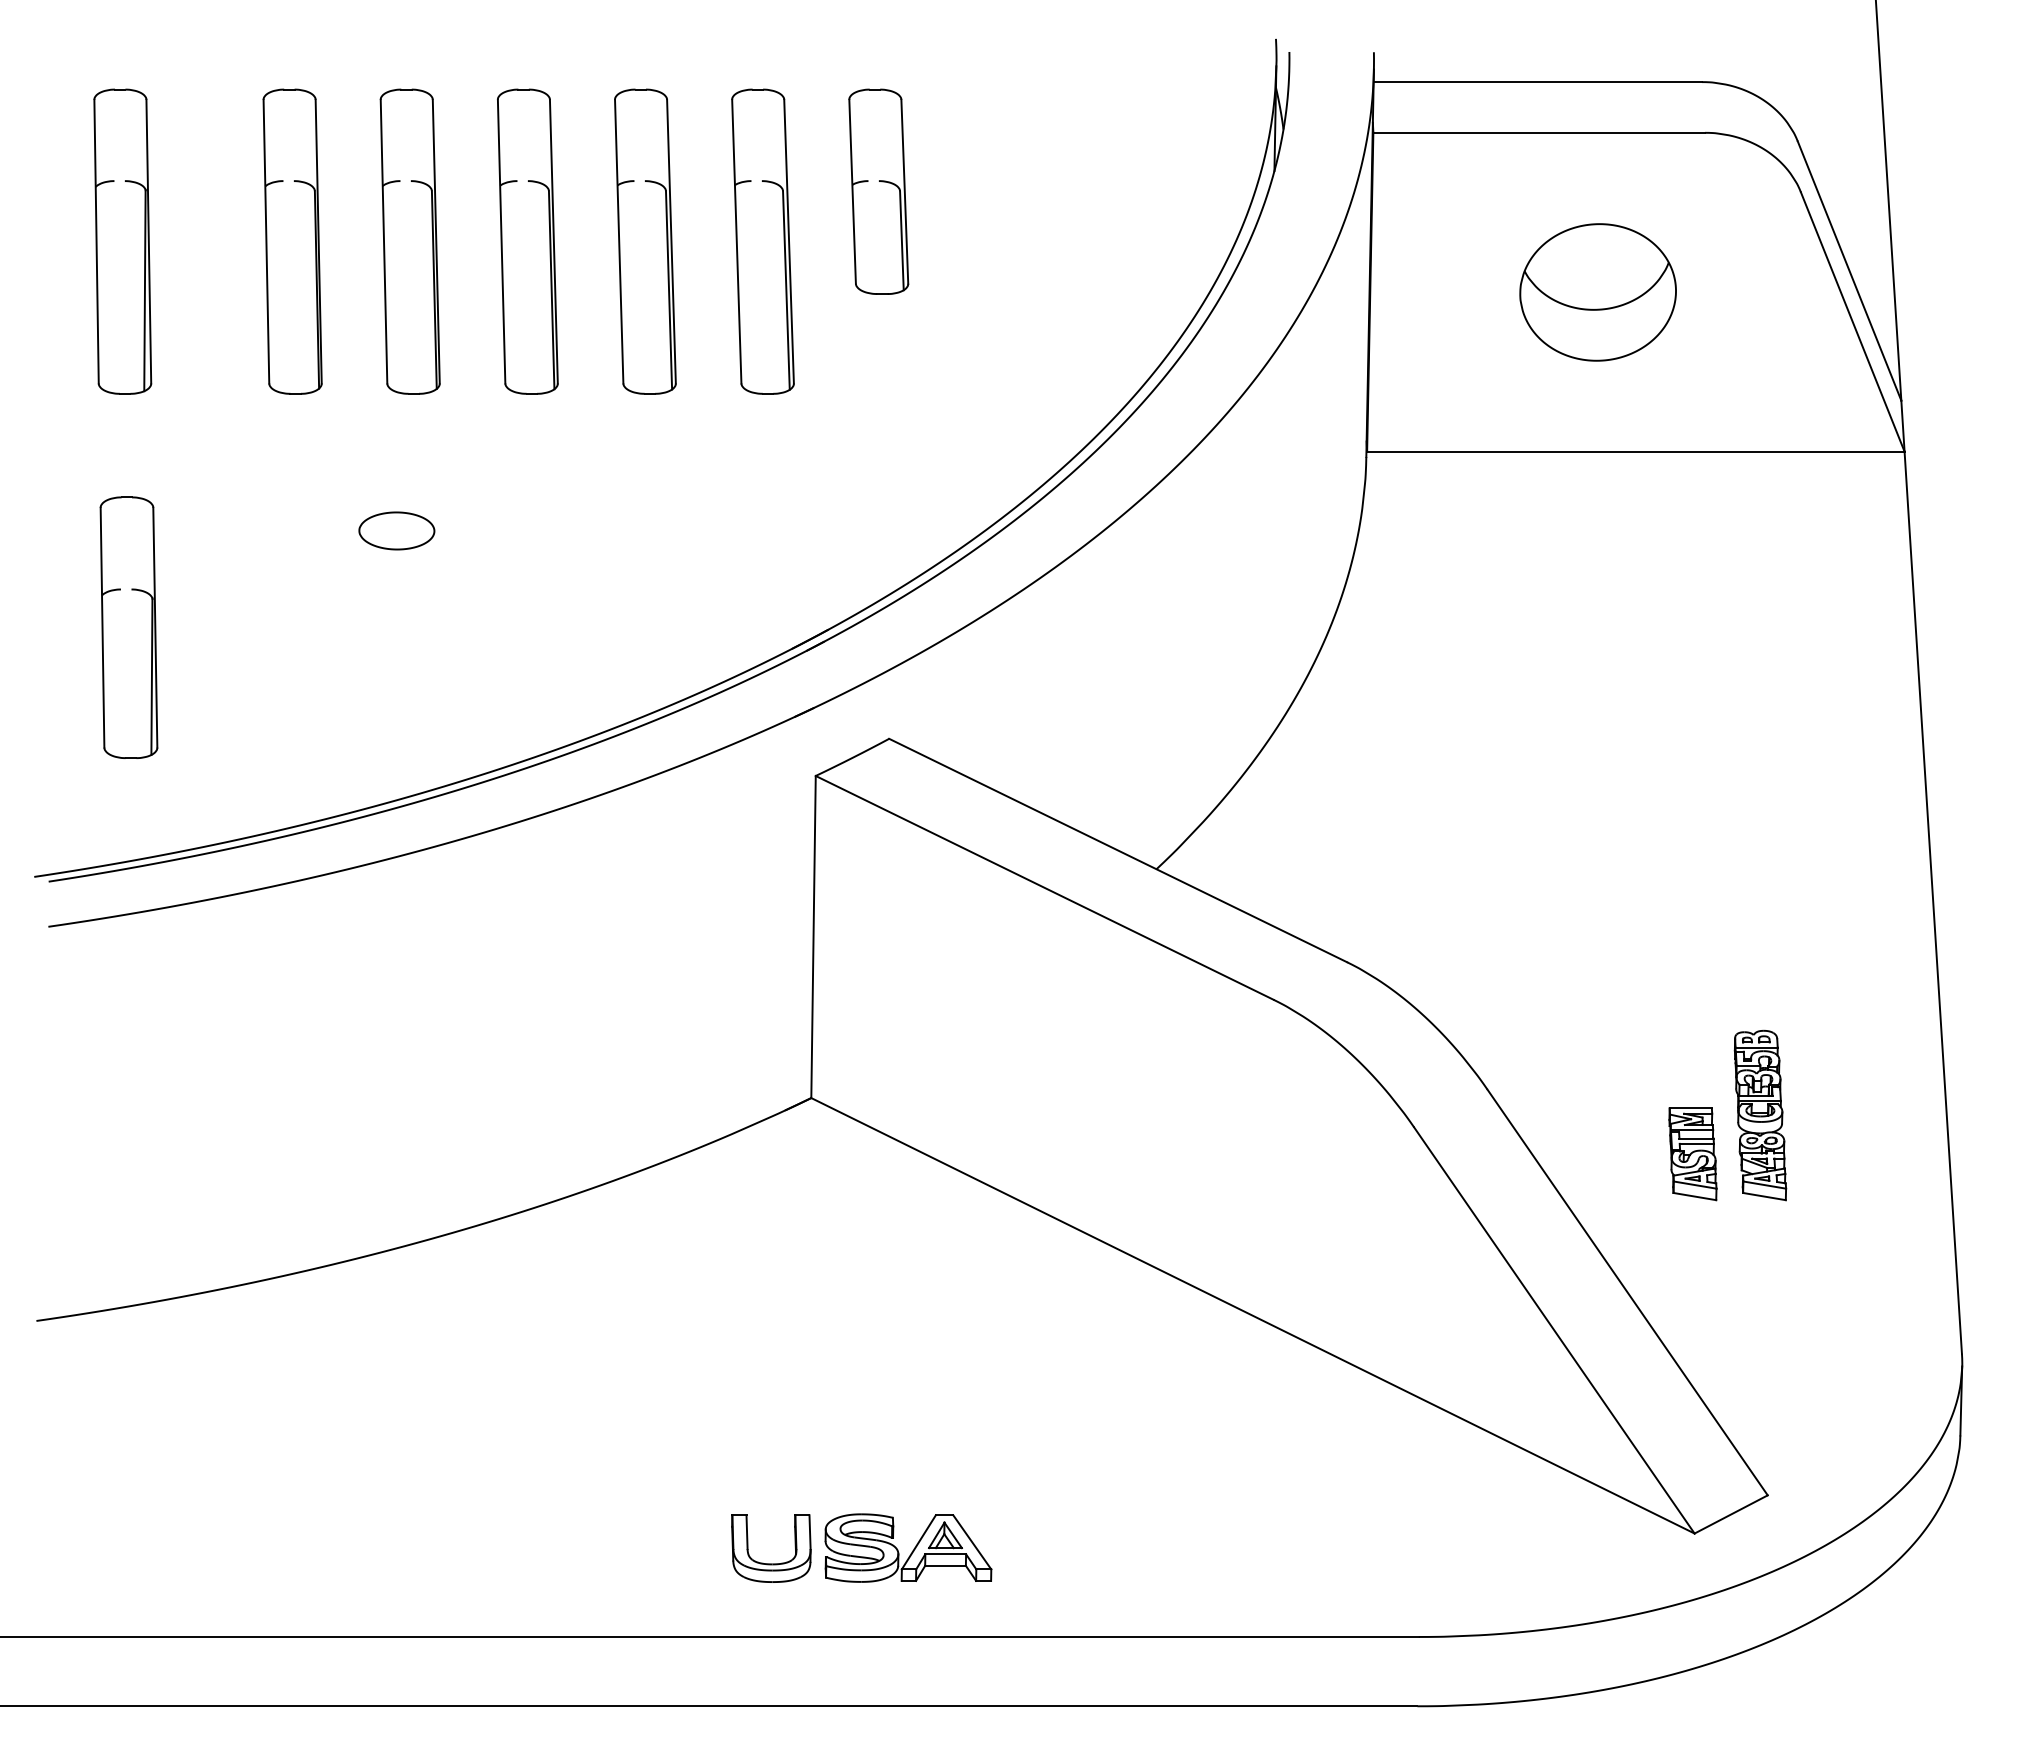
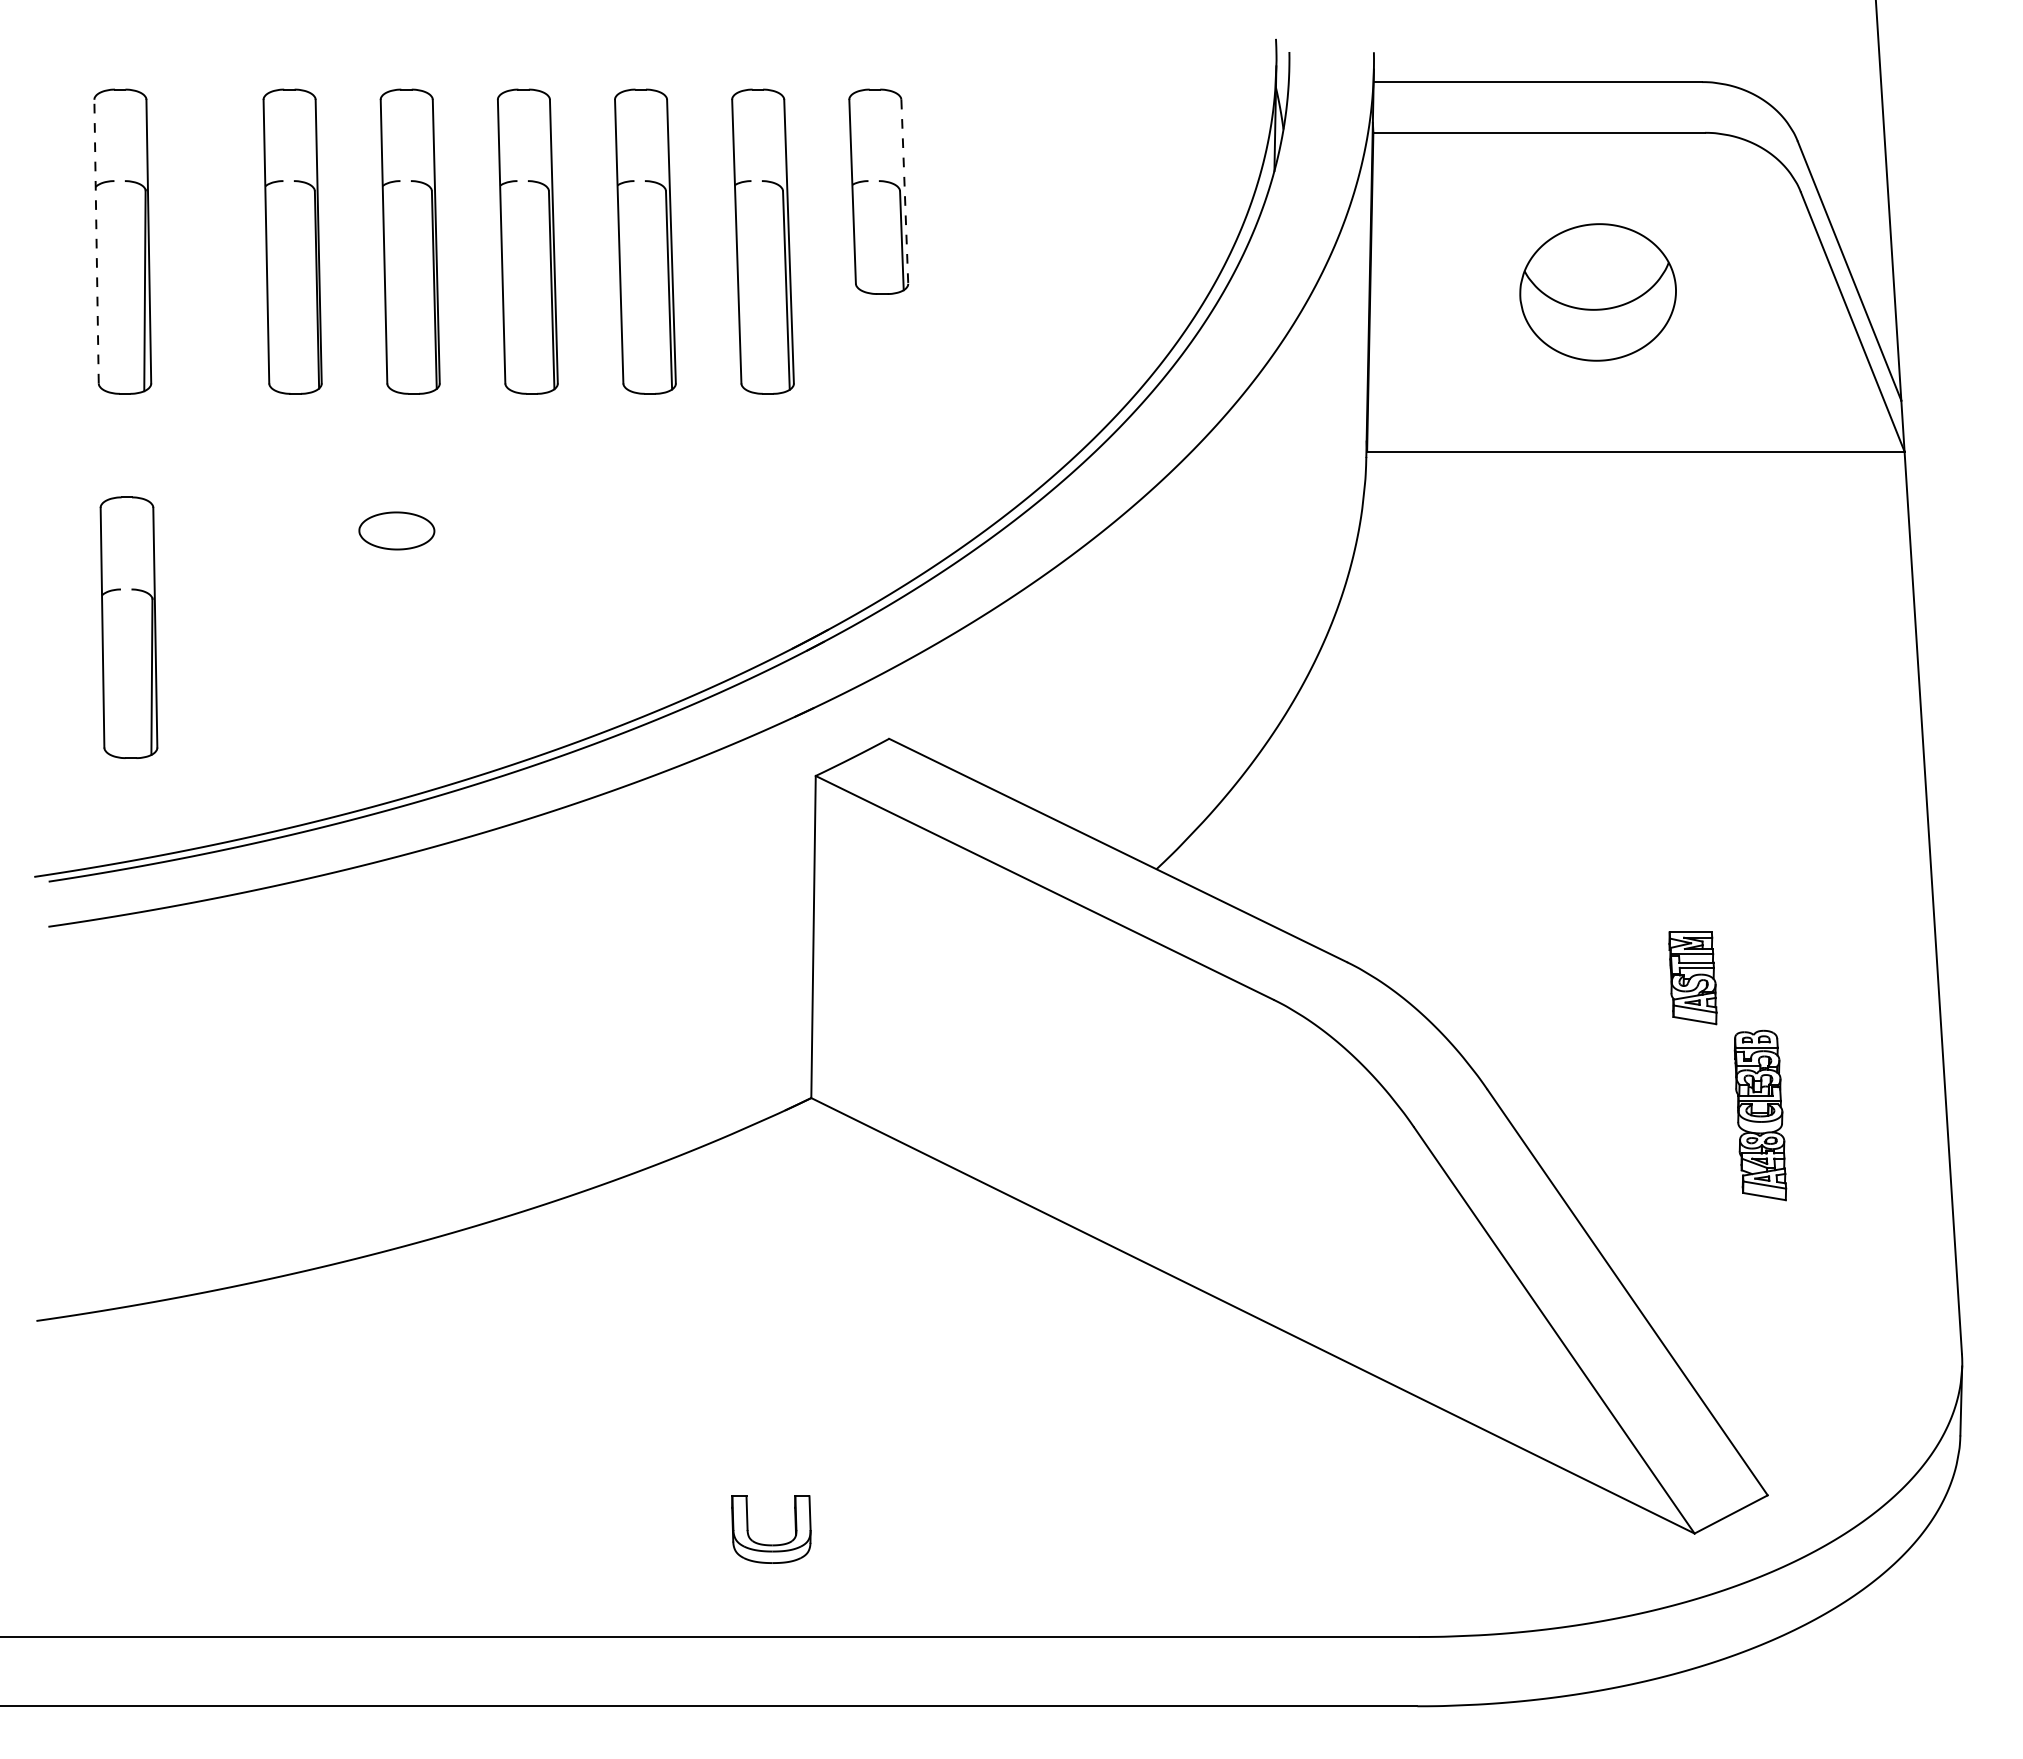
line: solid -> dashed (904, 192)
line: solid -> dashed (96, 241)
part position: (1692, 1154) -> (1692, 978) (1692, 978)
part: present -> none (908, 1547)
part position: (771, 1563) -> (771, 1544) (771, 1544)
